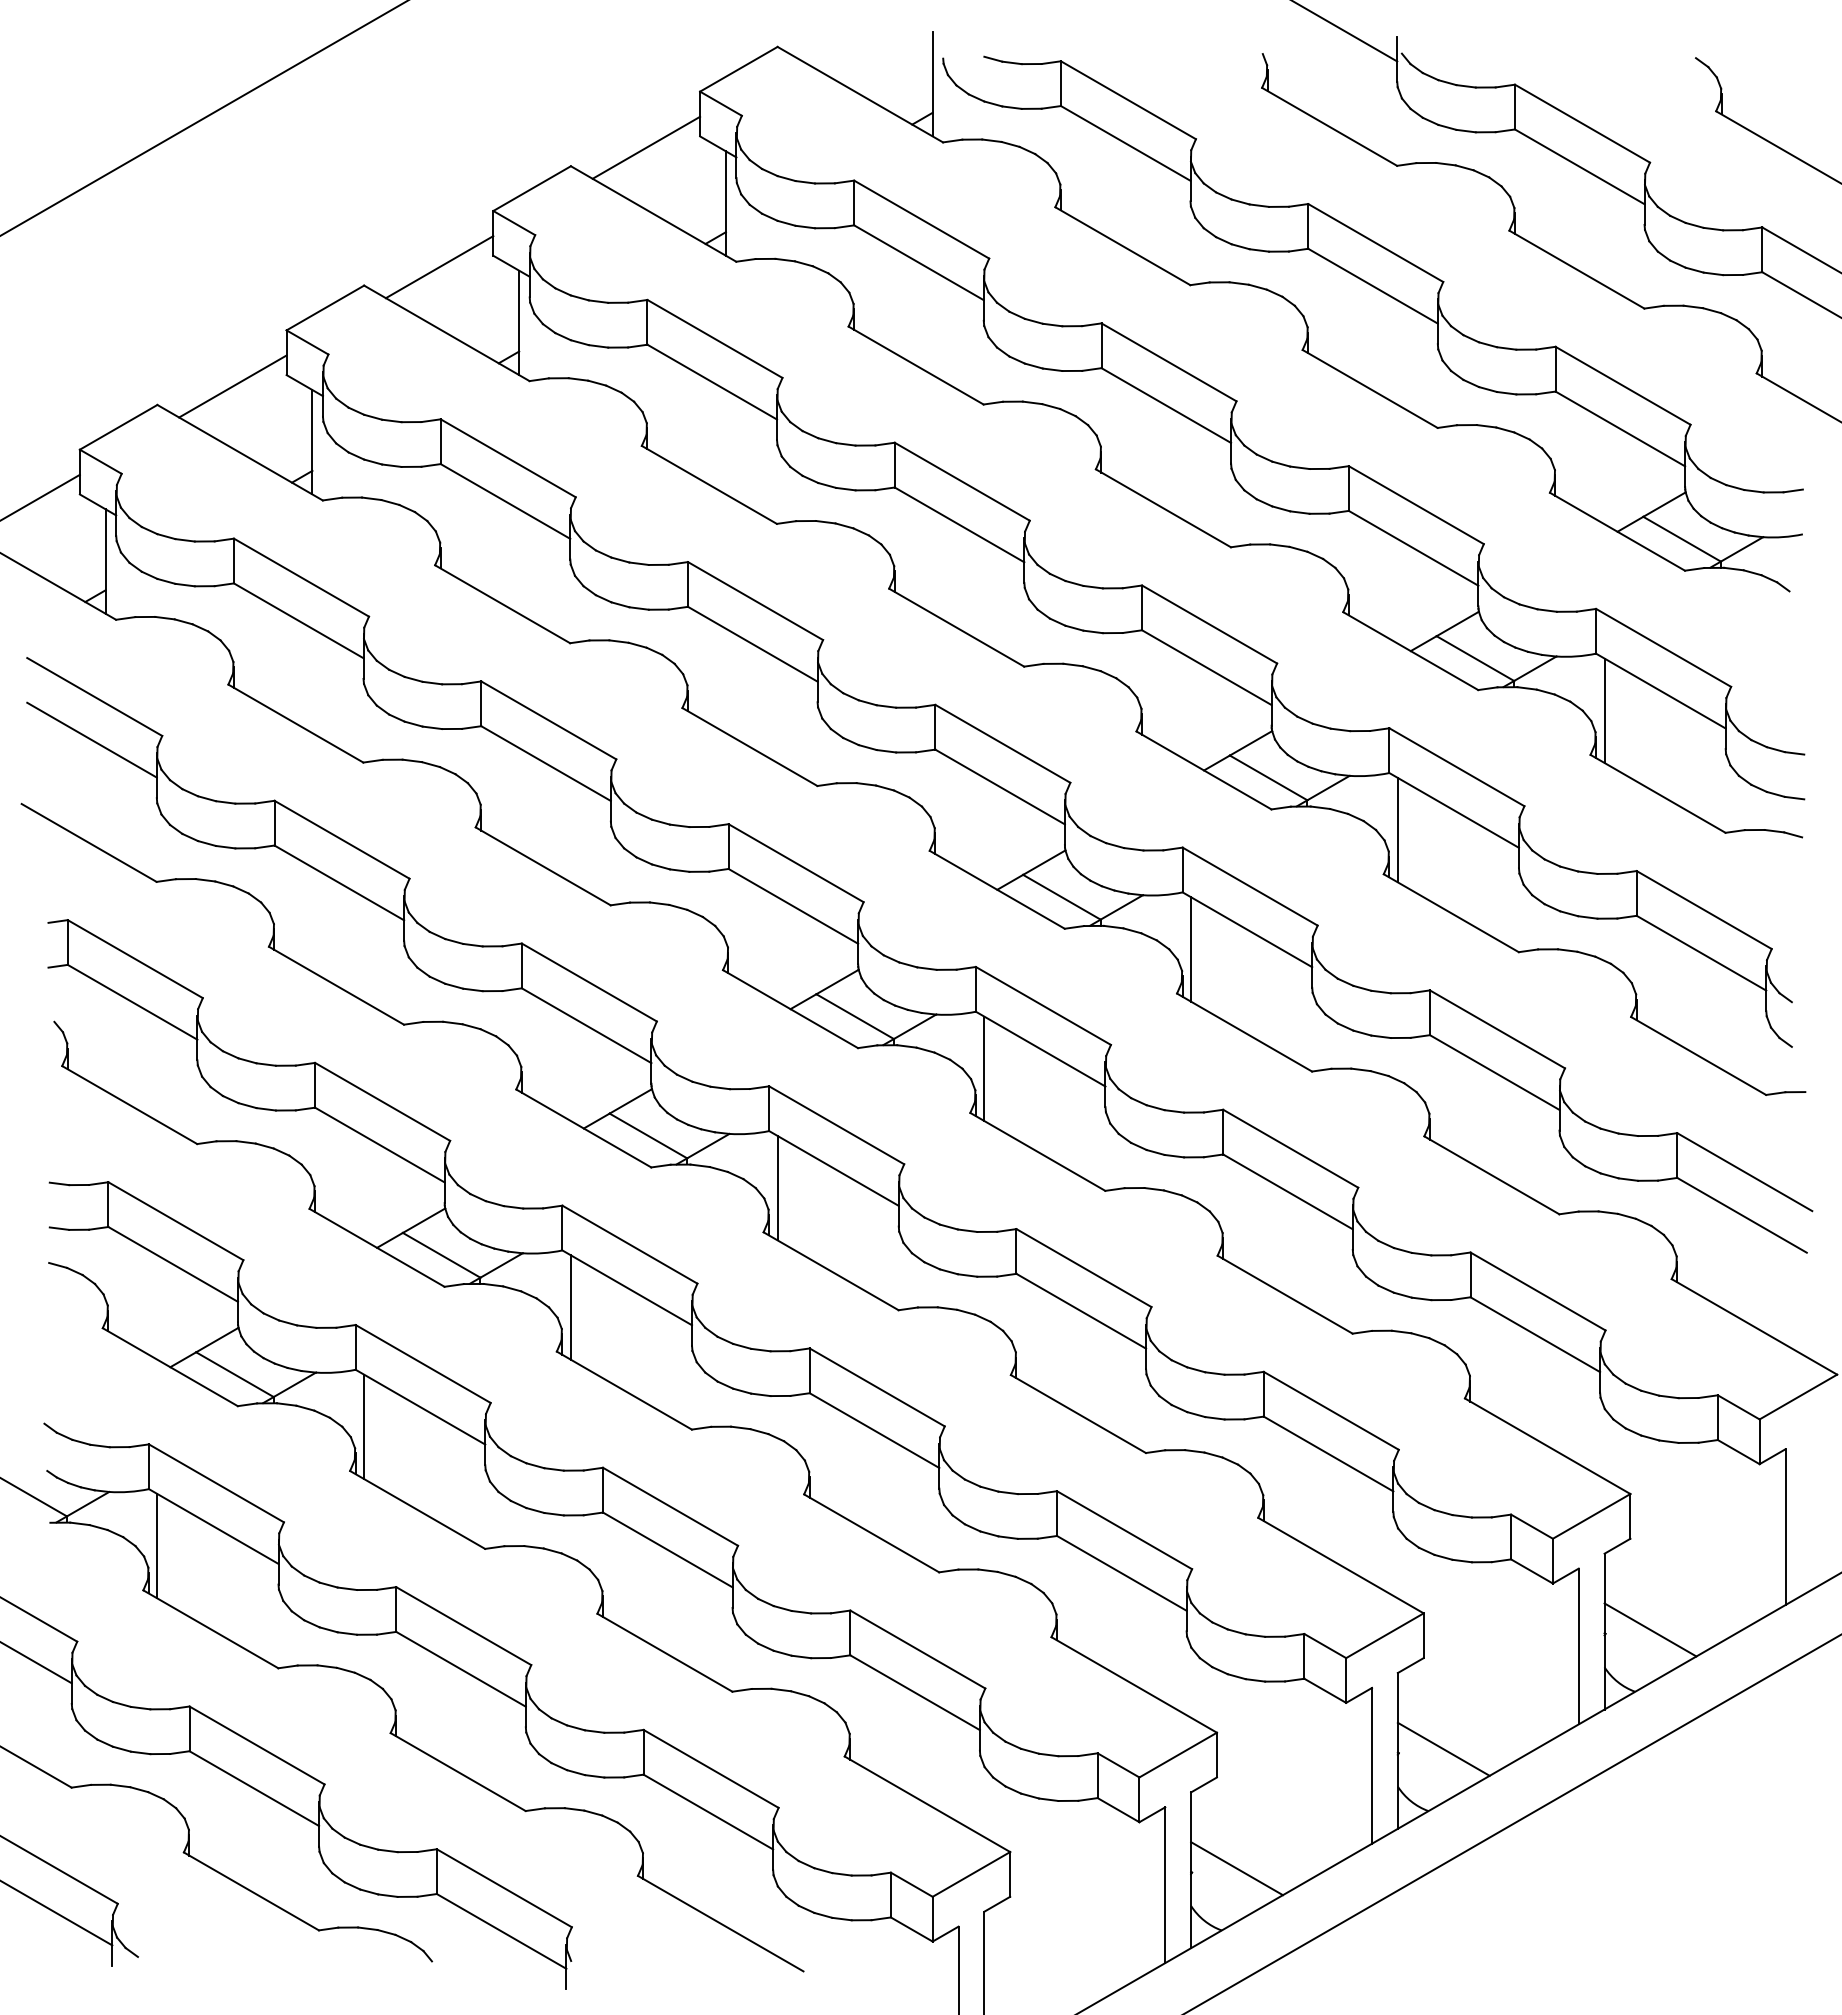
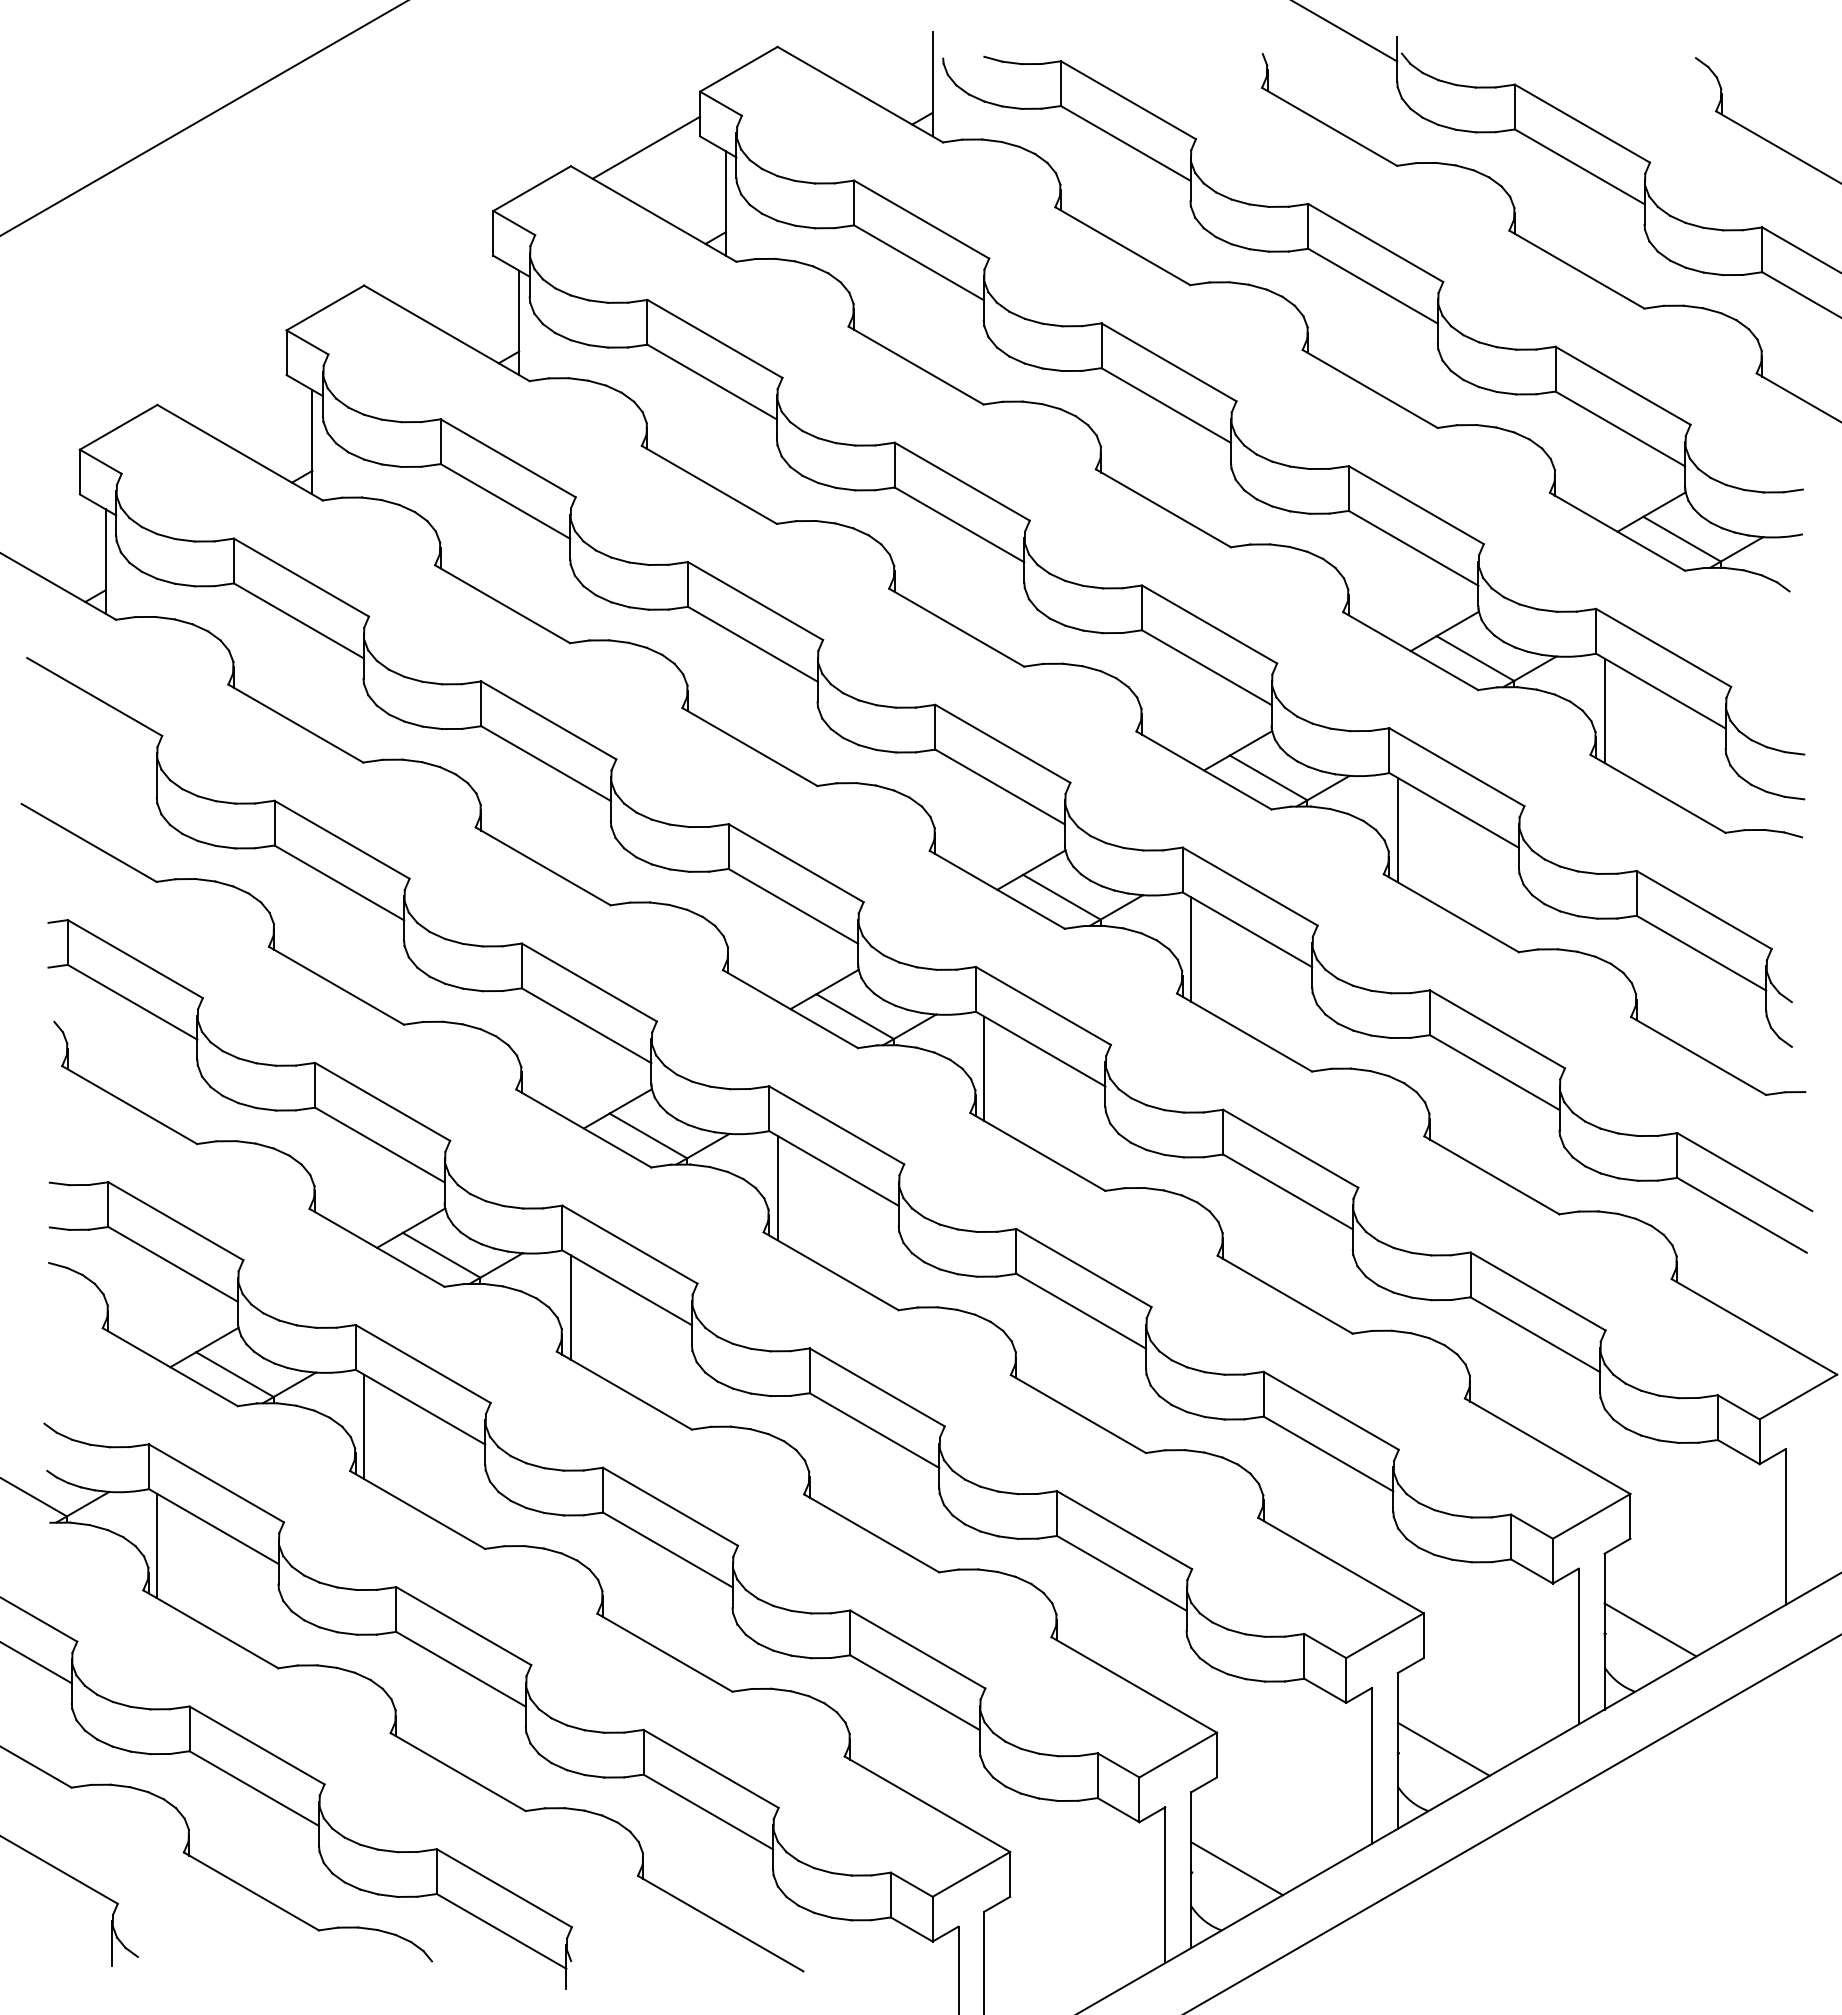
line: present -> none (439, 267)
line: present -> none (232, 386)
line: present -> none (40, 496)
line: present -> none (91, 739)
line: present -> none (57, 1913)
